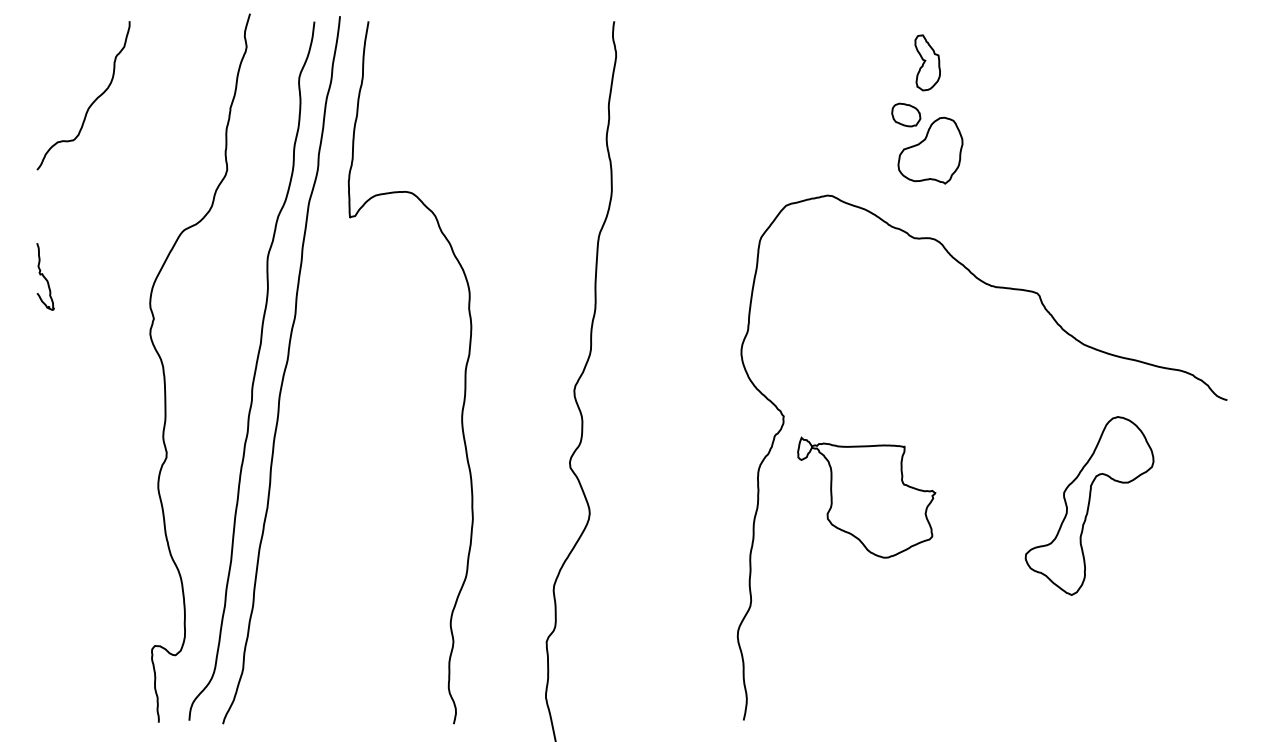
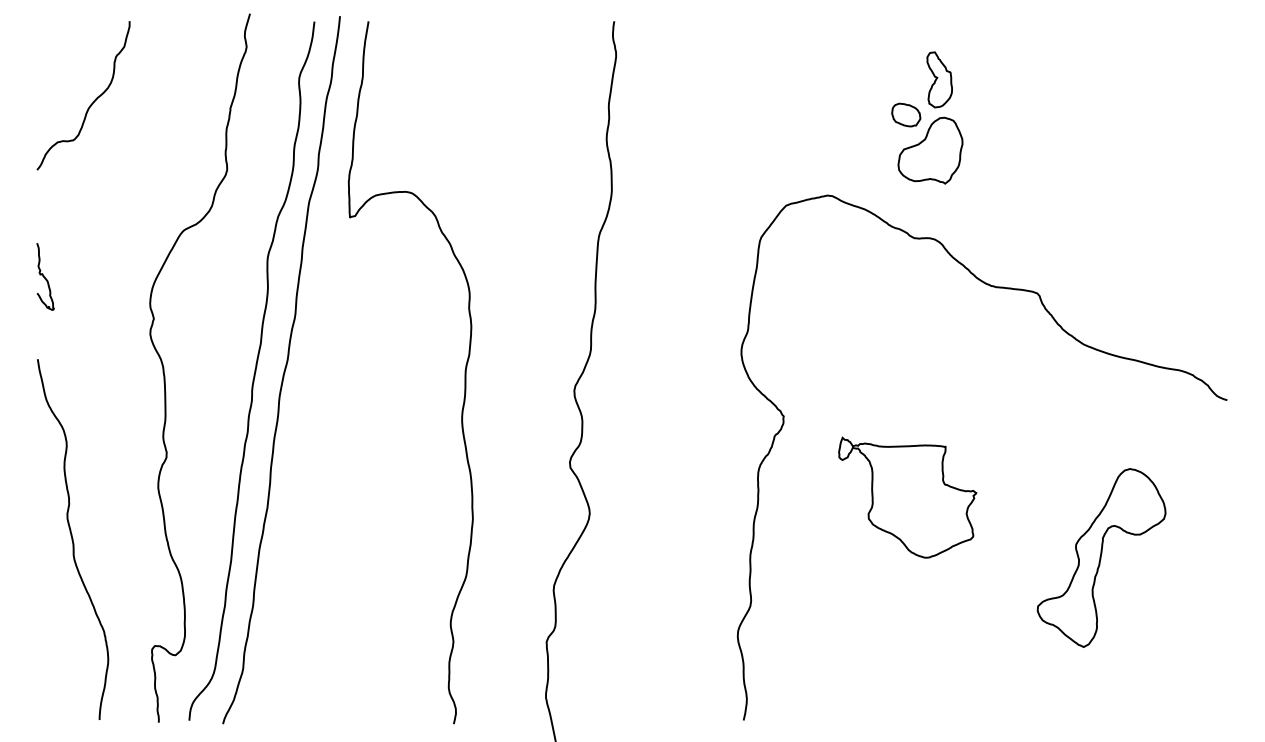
part position: (927, 62) -> (939, 79) (939, 79)
part position: (866, 497) -> (907, 497) (907, 497)
part position: (1089, 505) -> (1101, 557) (1101, 557)
curve: none -> present (73, 539)
